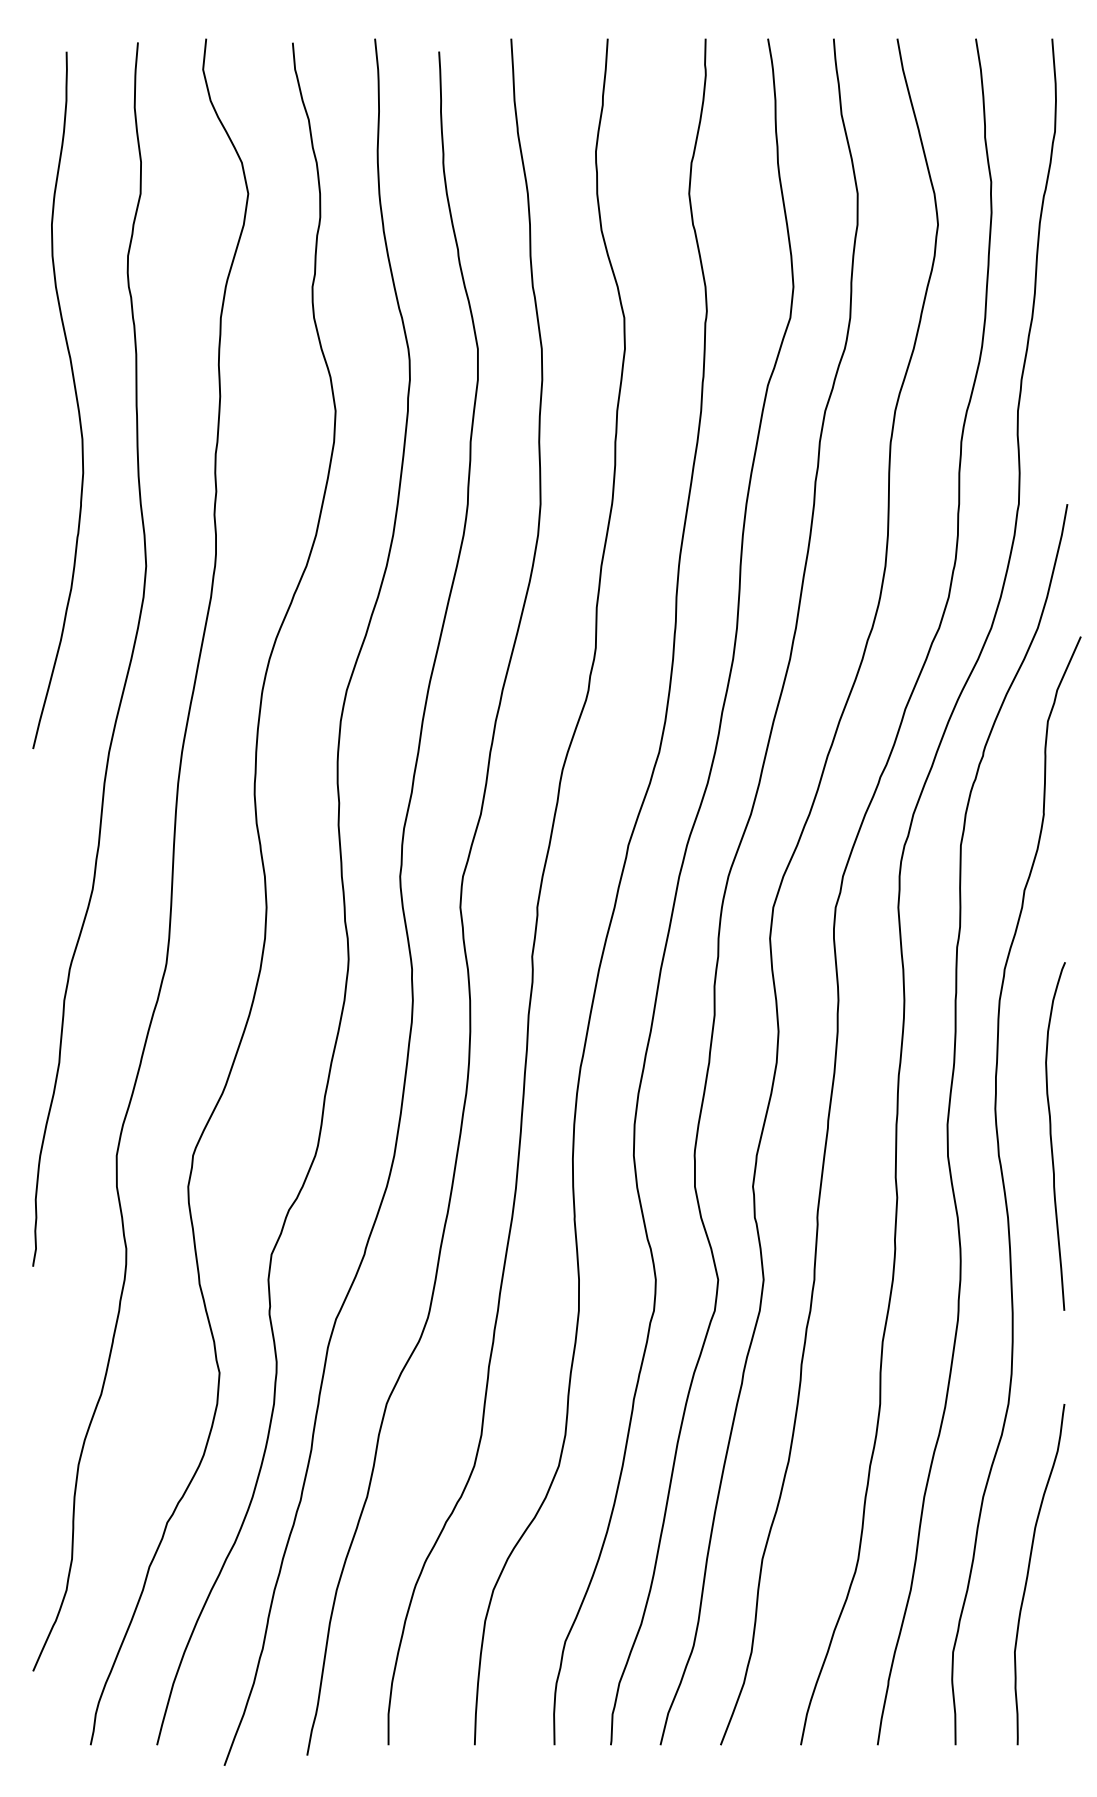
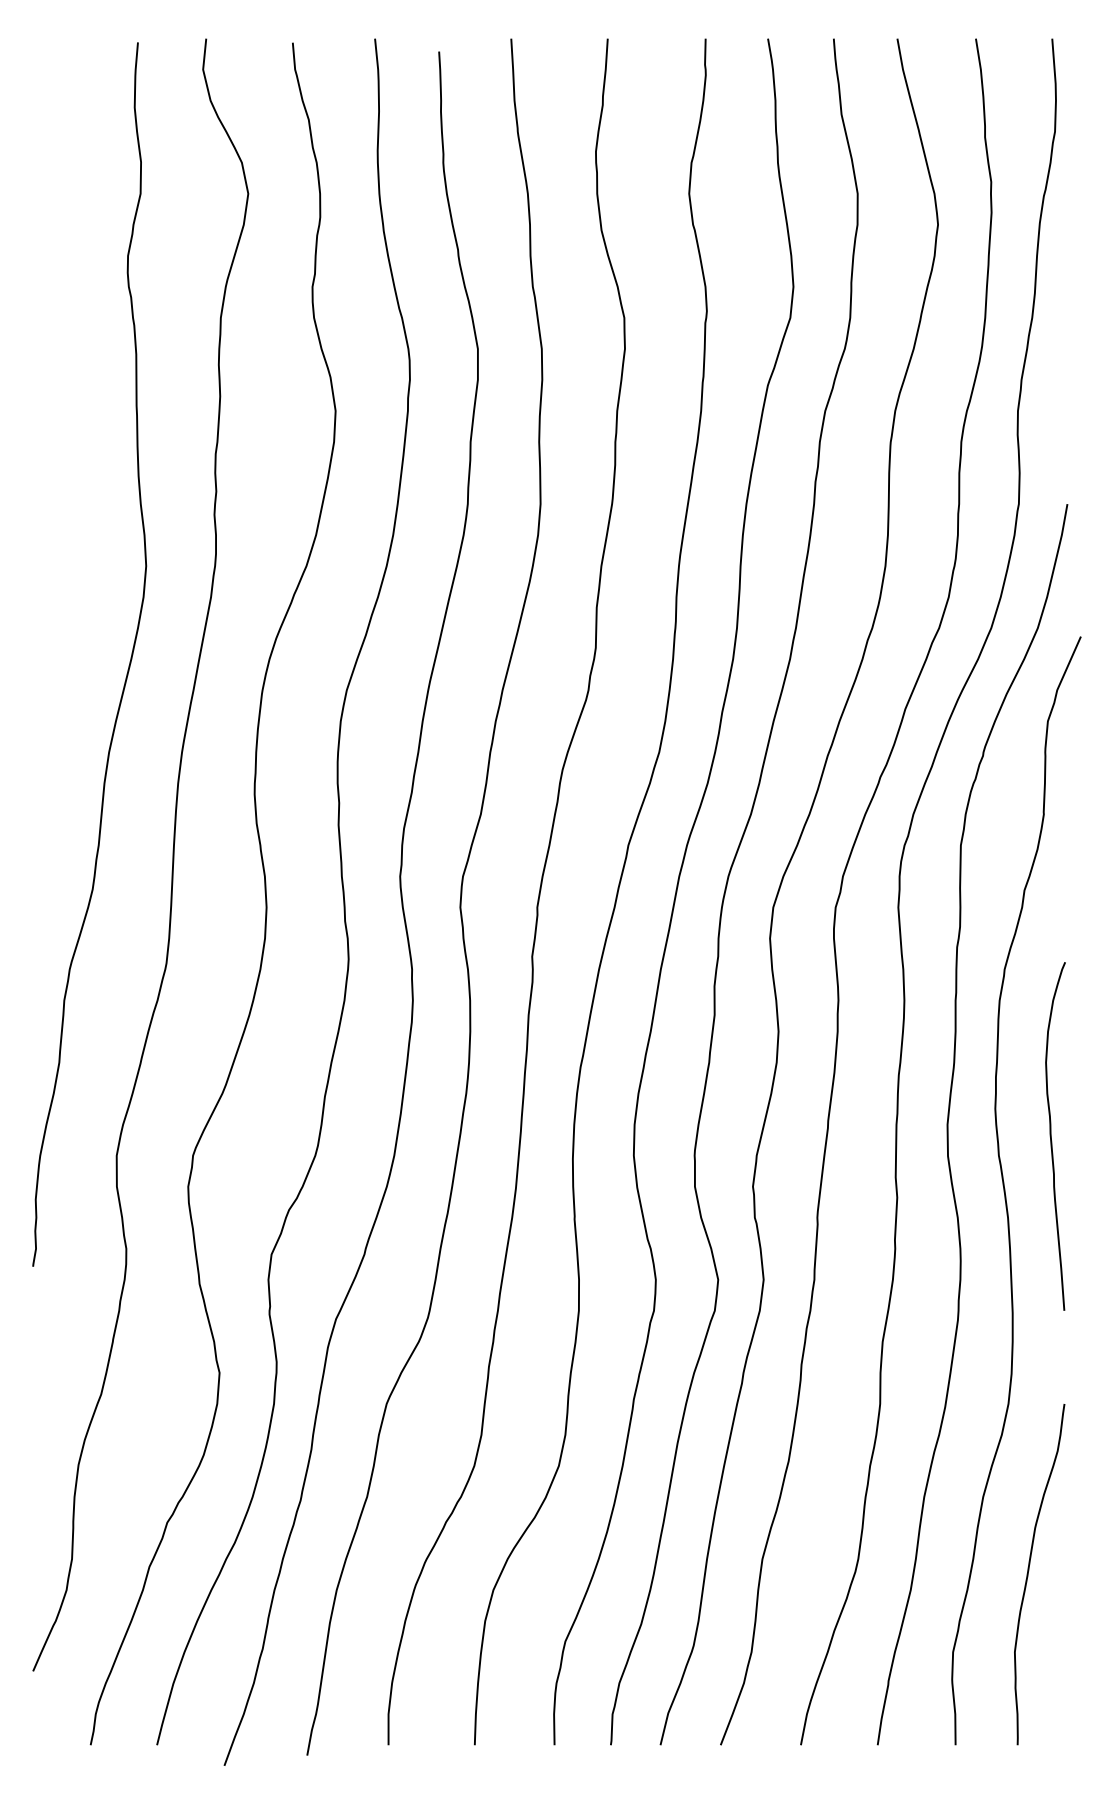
curve: present -> none (75, 397)
